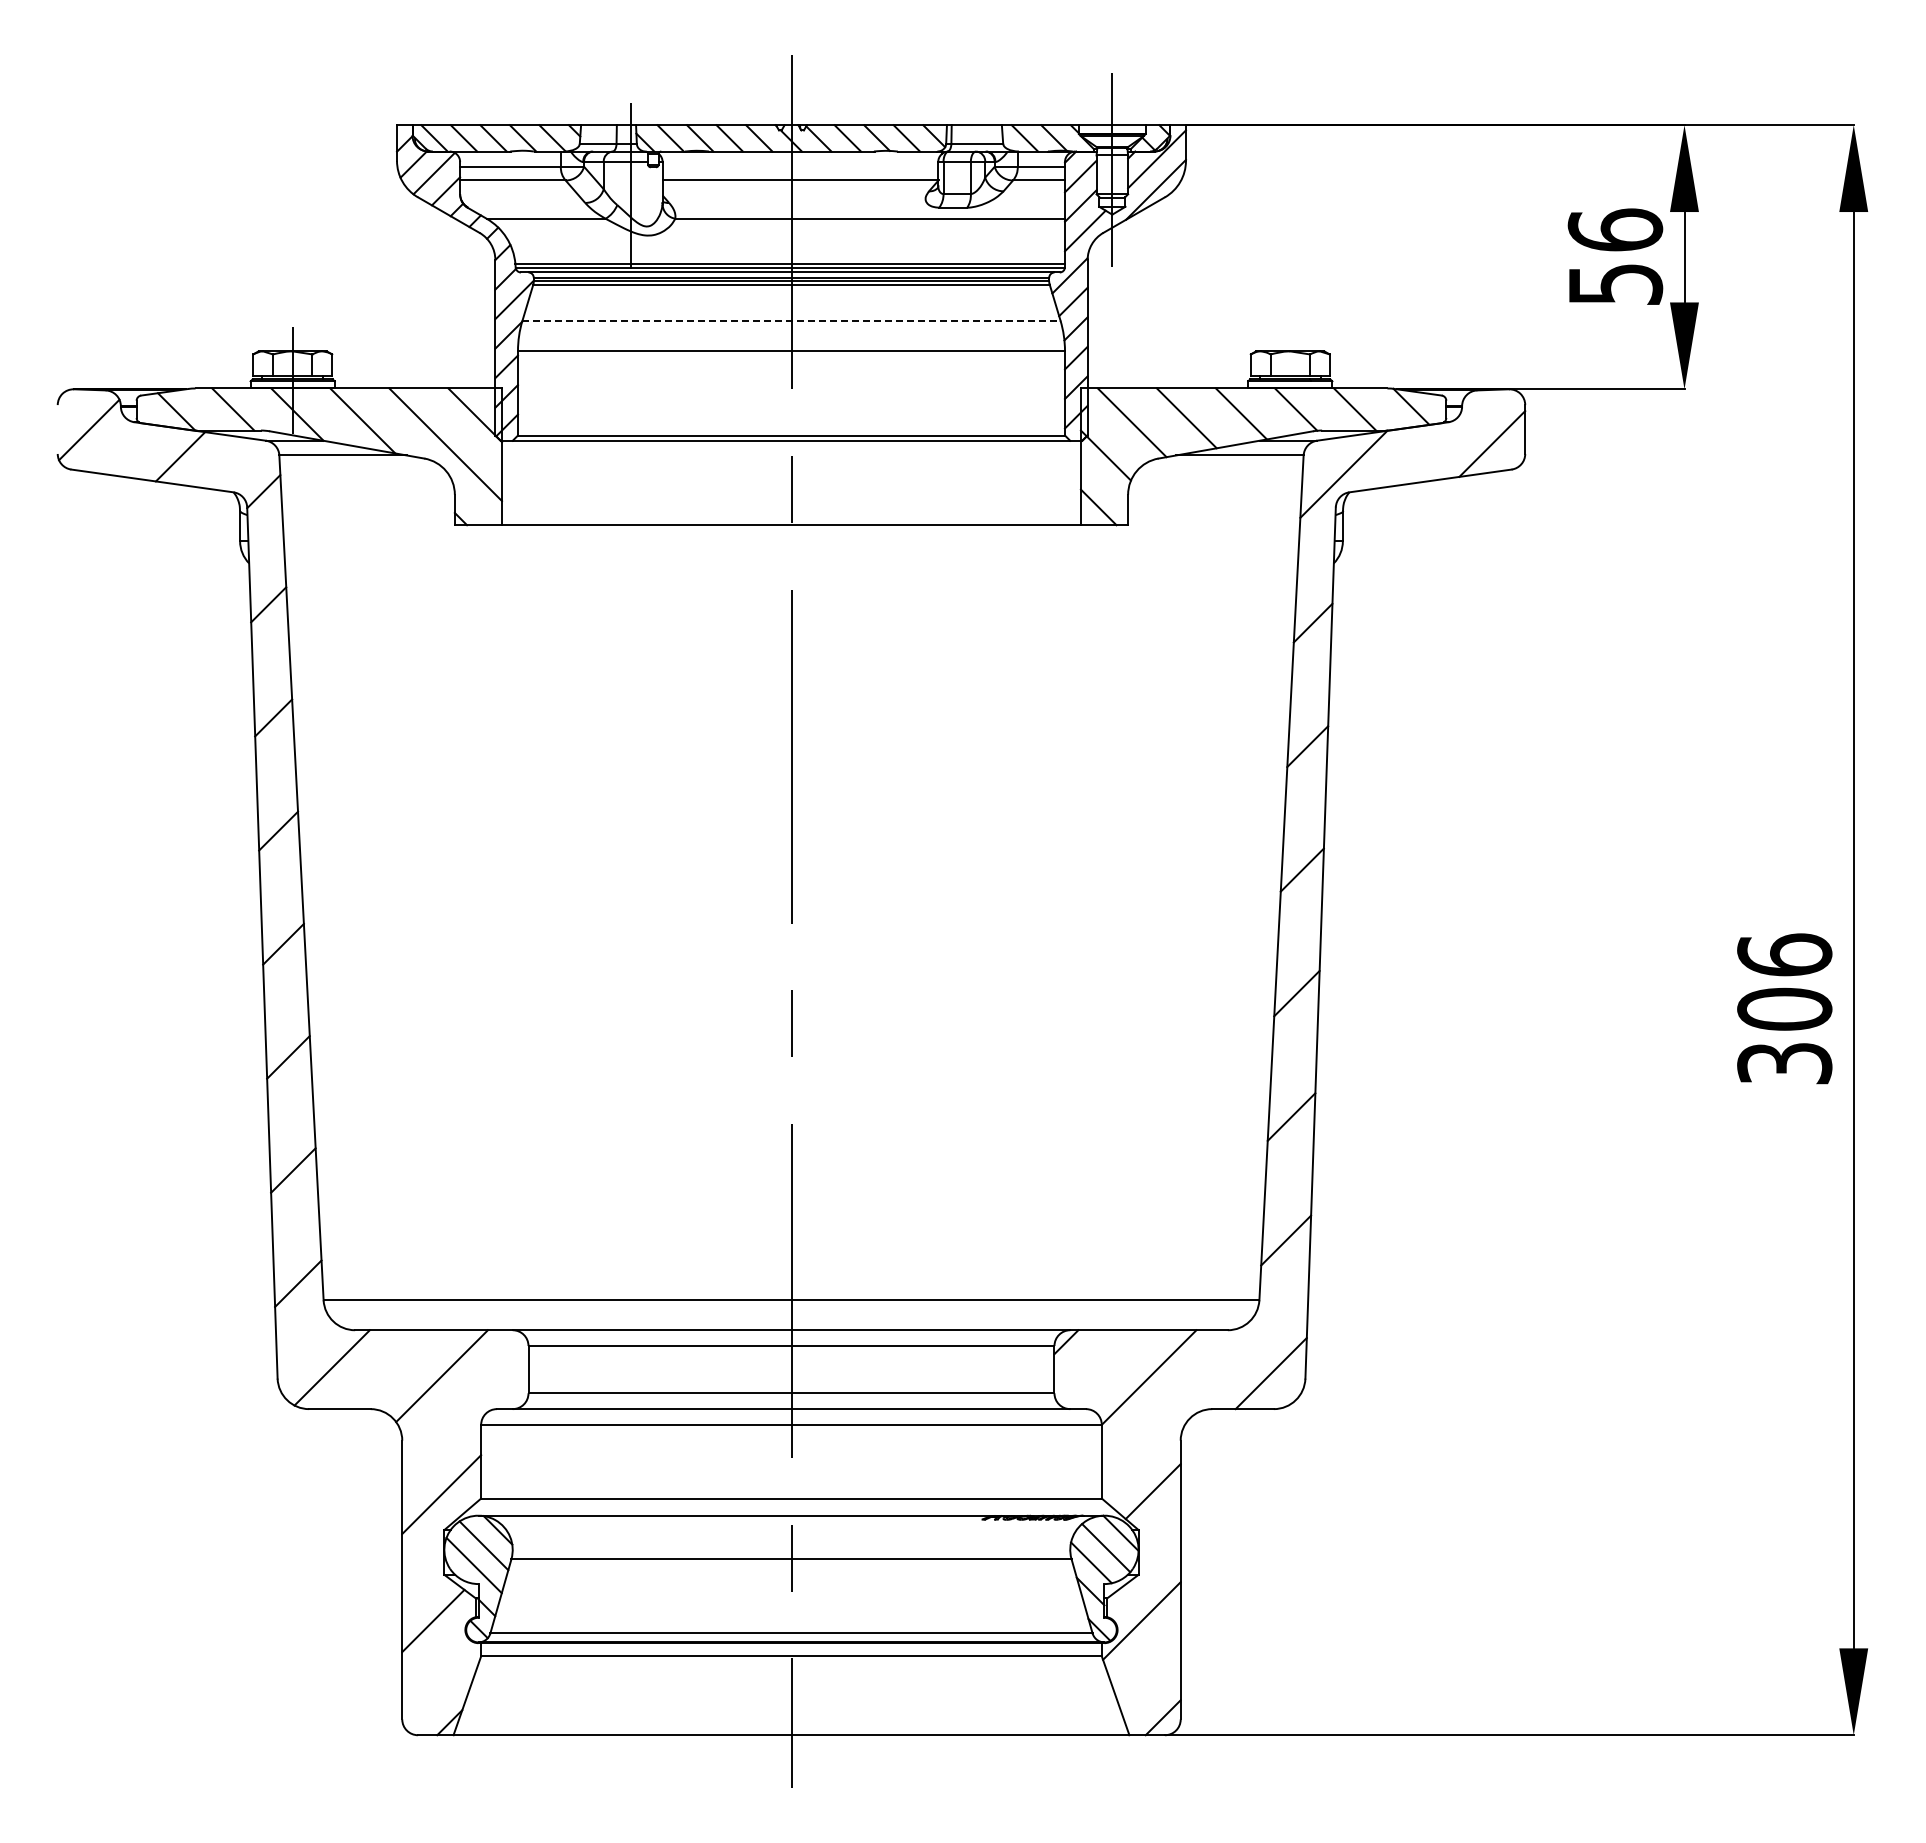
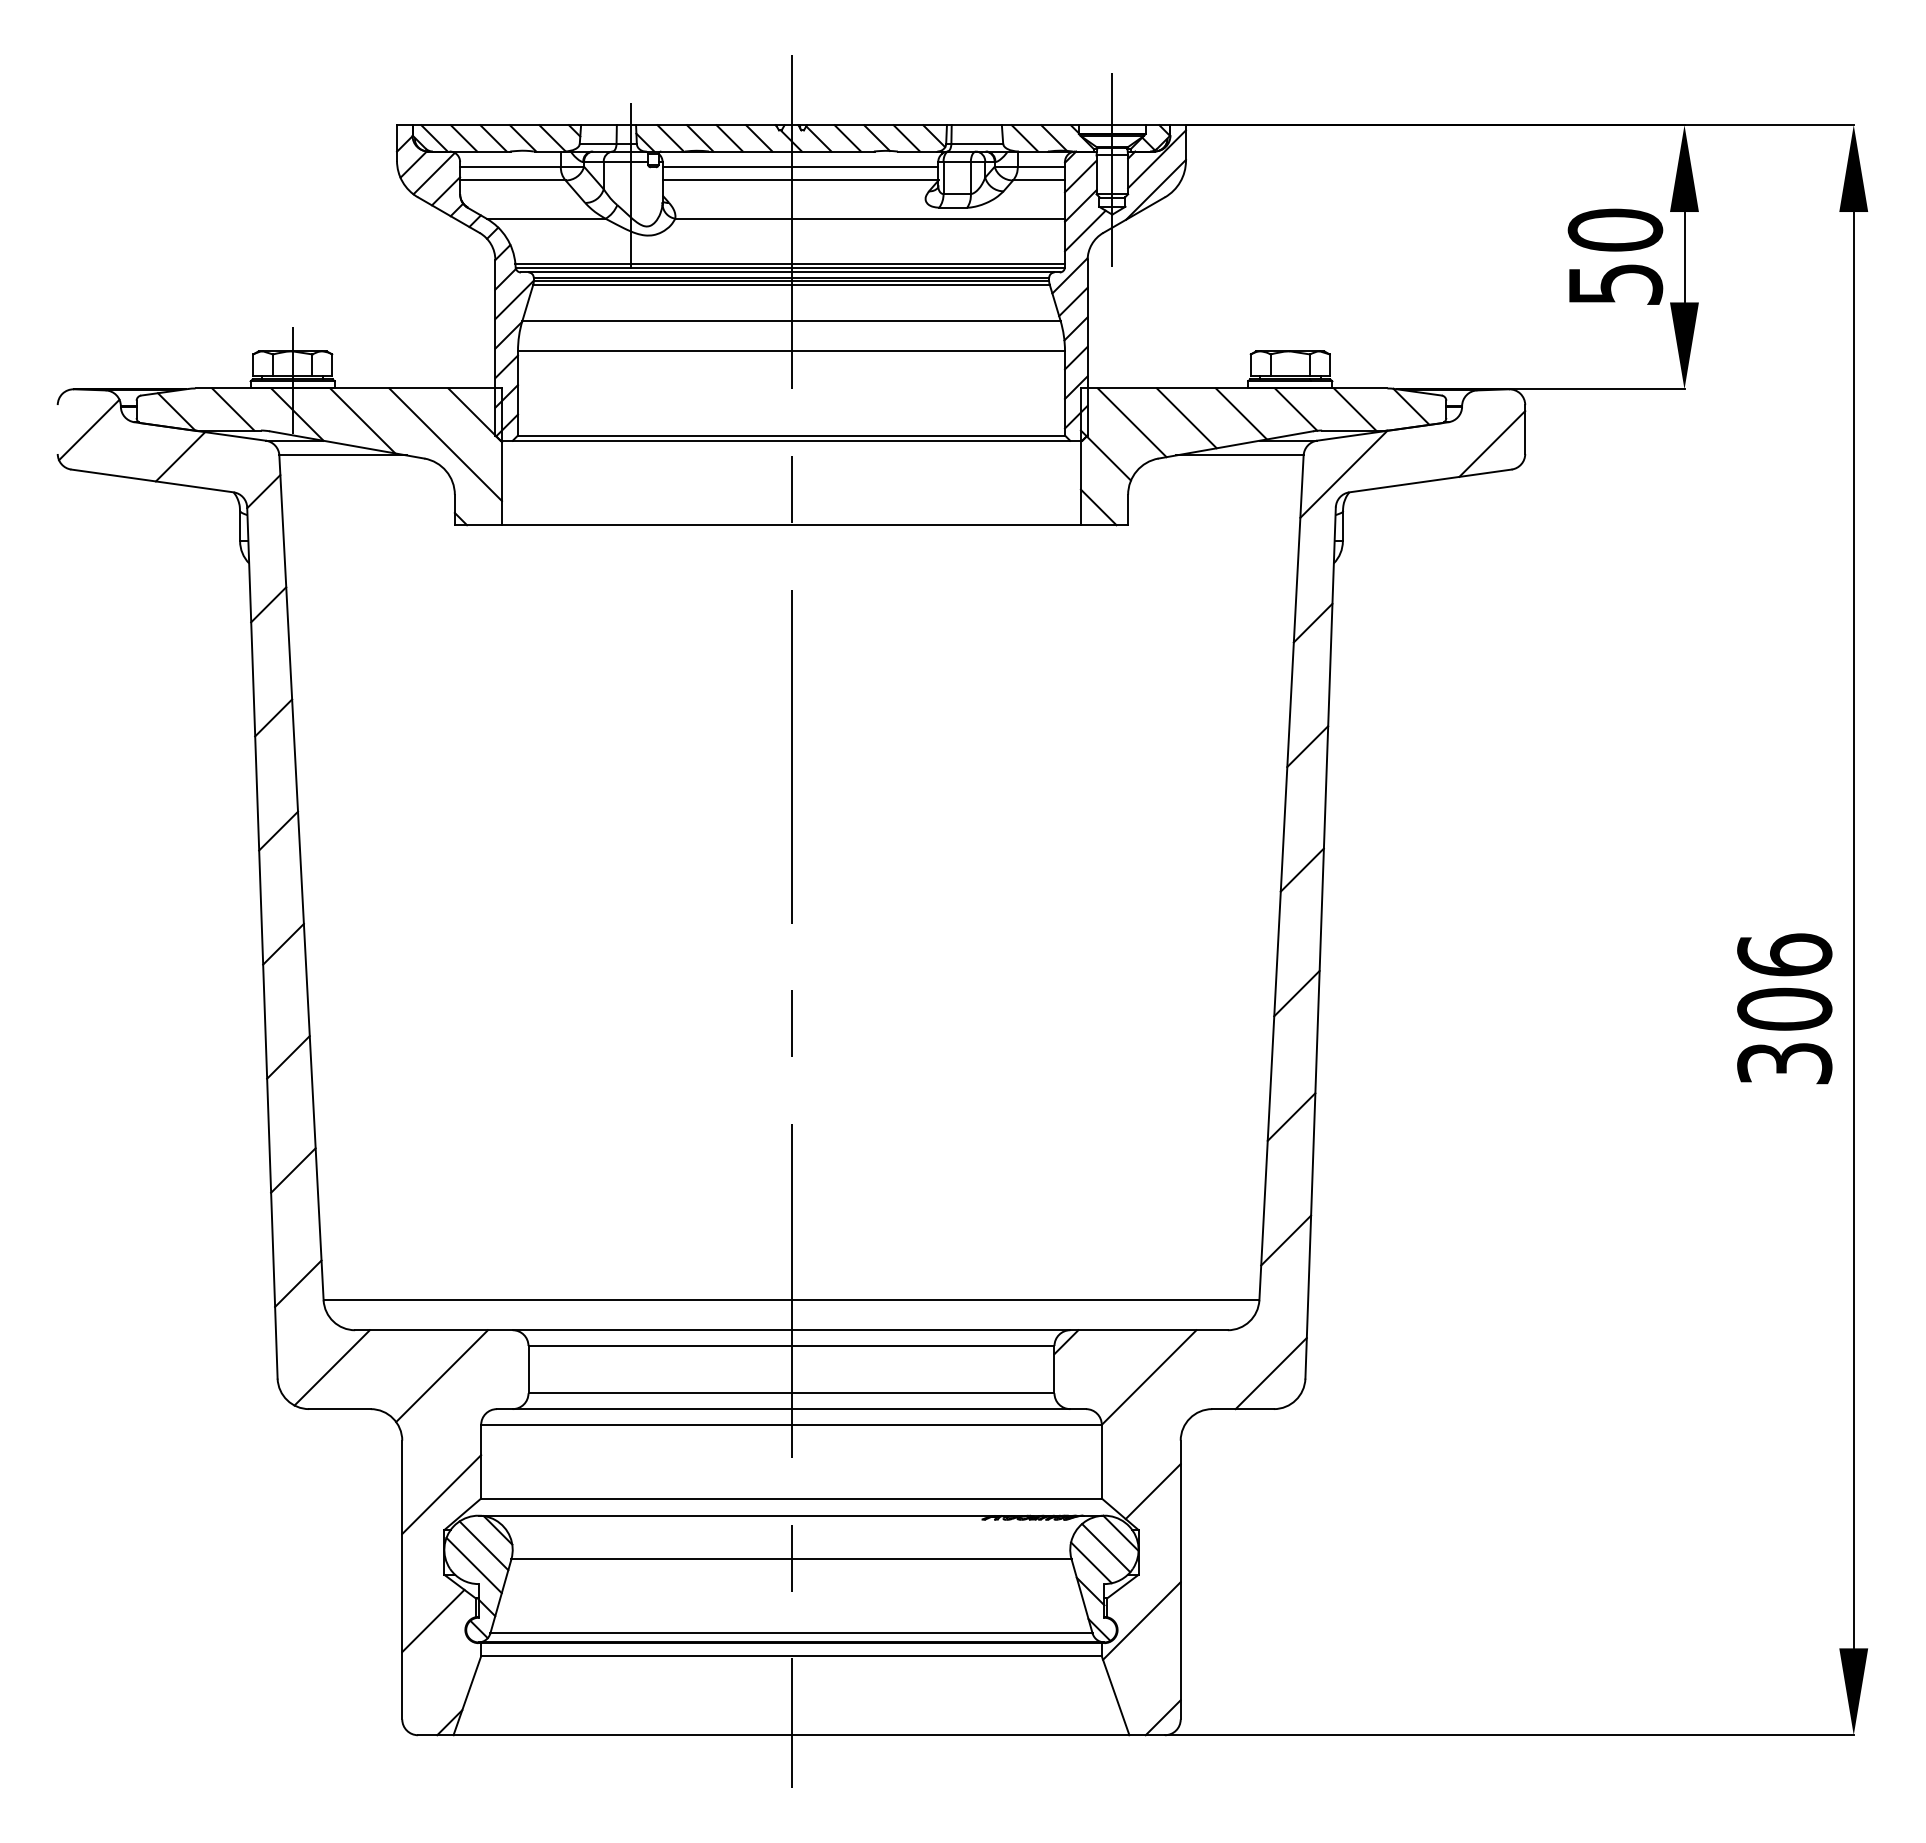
line: none -> present (800, 166)
text: 56 -> 50 (1615, 229)
line: dashed -> solid (792, 320)
